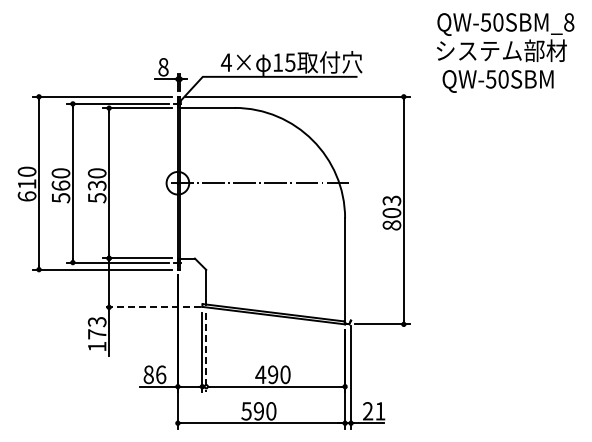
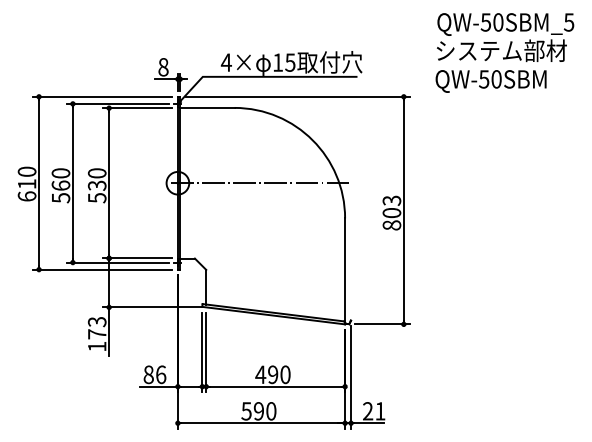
text: QW-50SBM_8 -> QW-50SBM_5 (568, 22)
text position: (497, 81) -> (490, 81) (490, 81)
line: dashed -> solid (152, 307)
line: dashed -> solid (206, 352)
